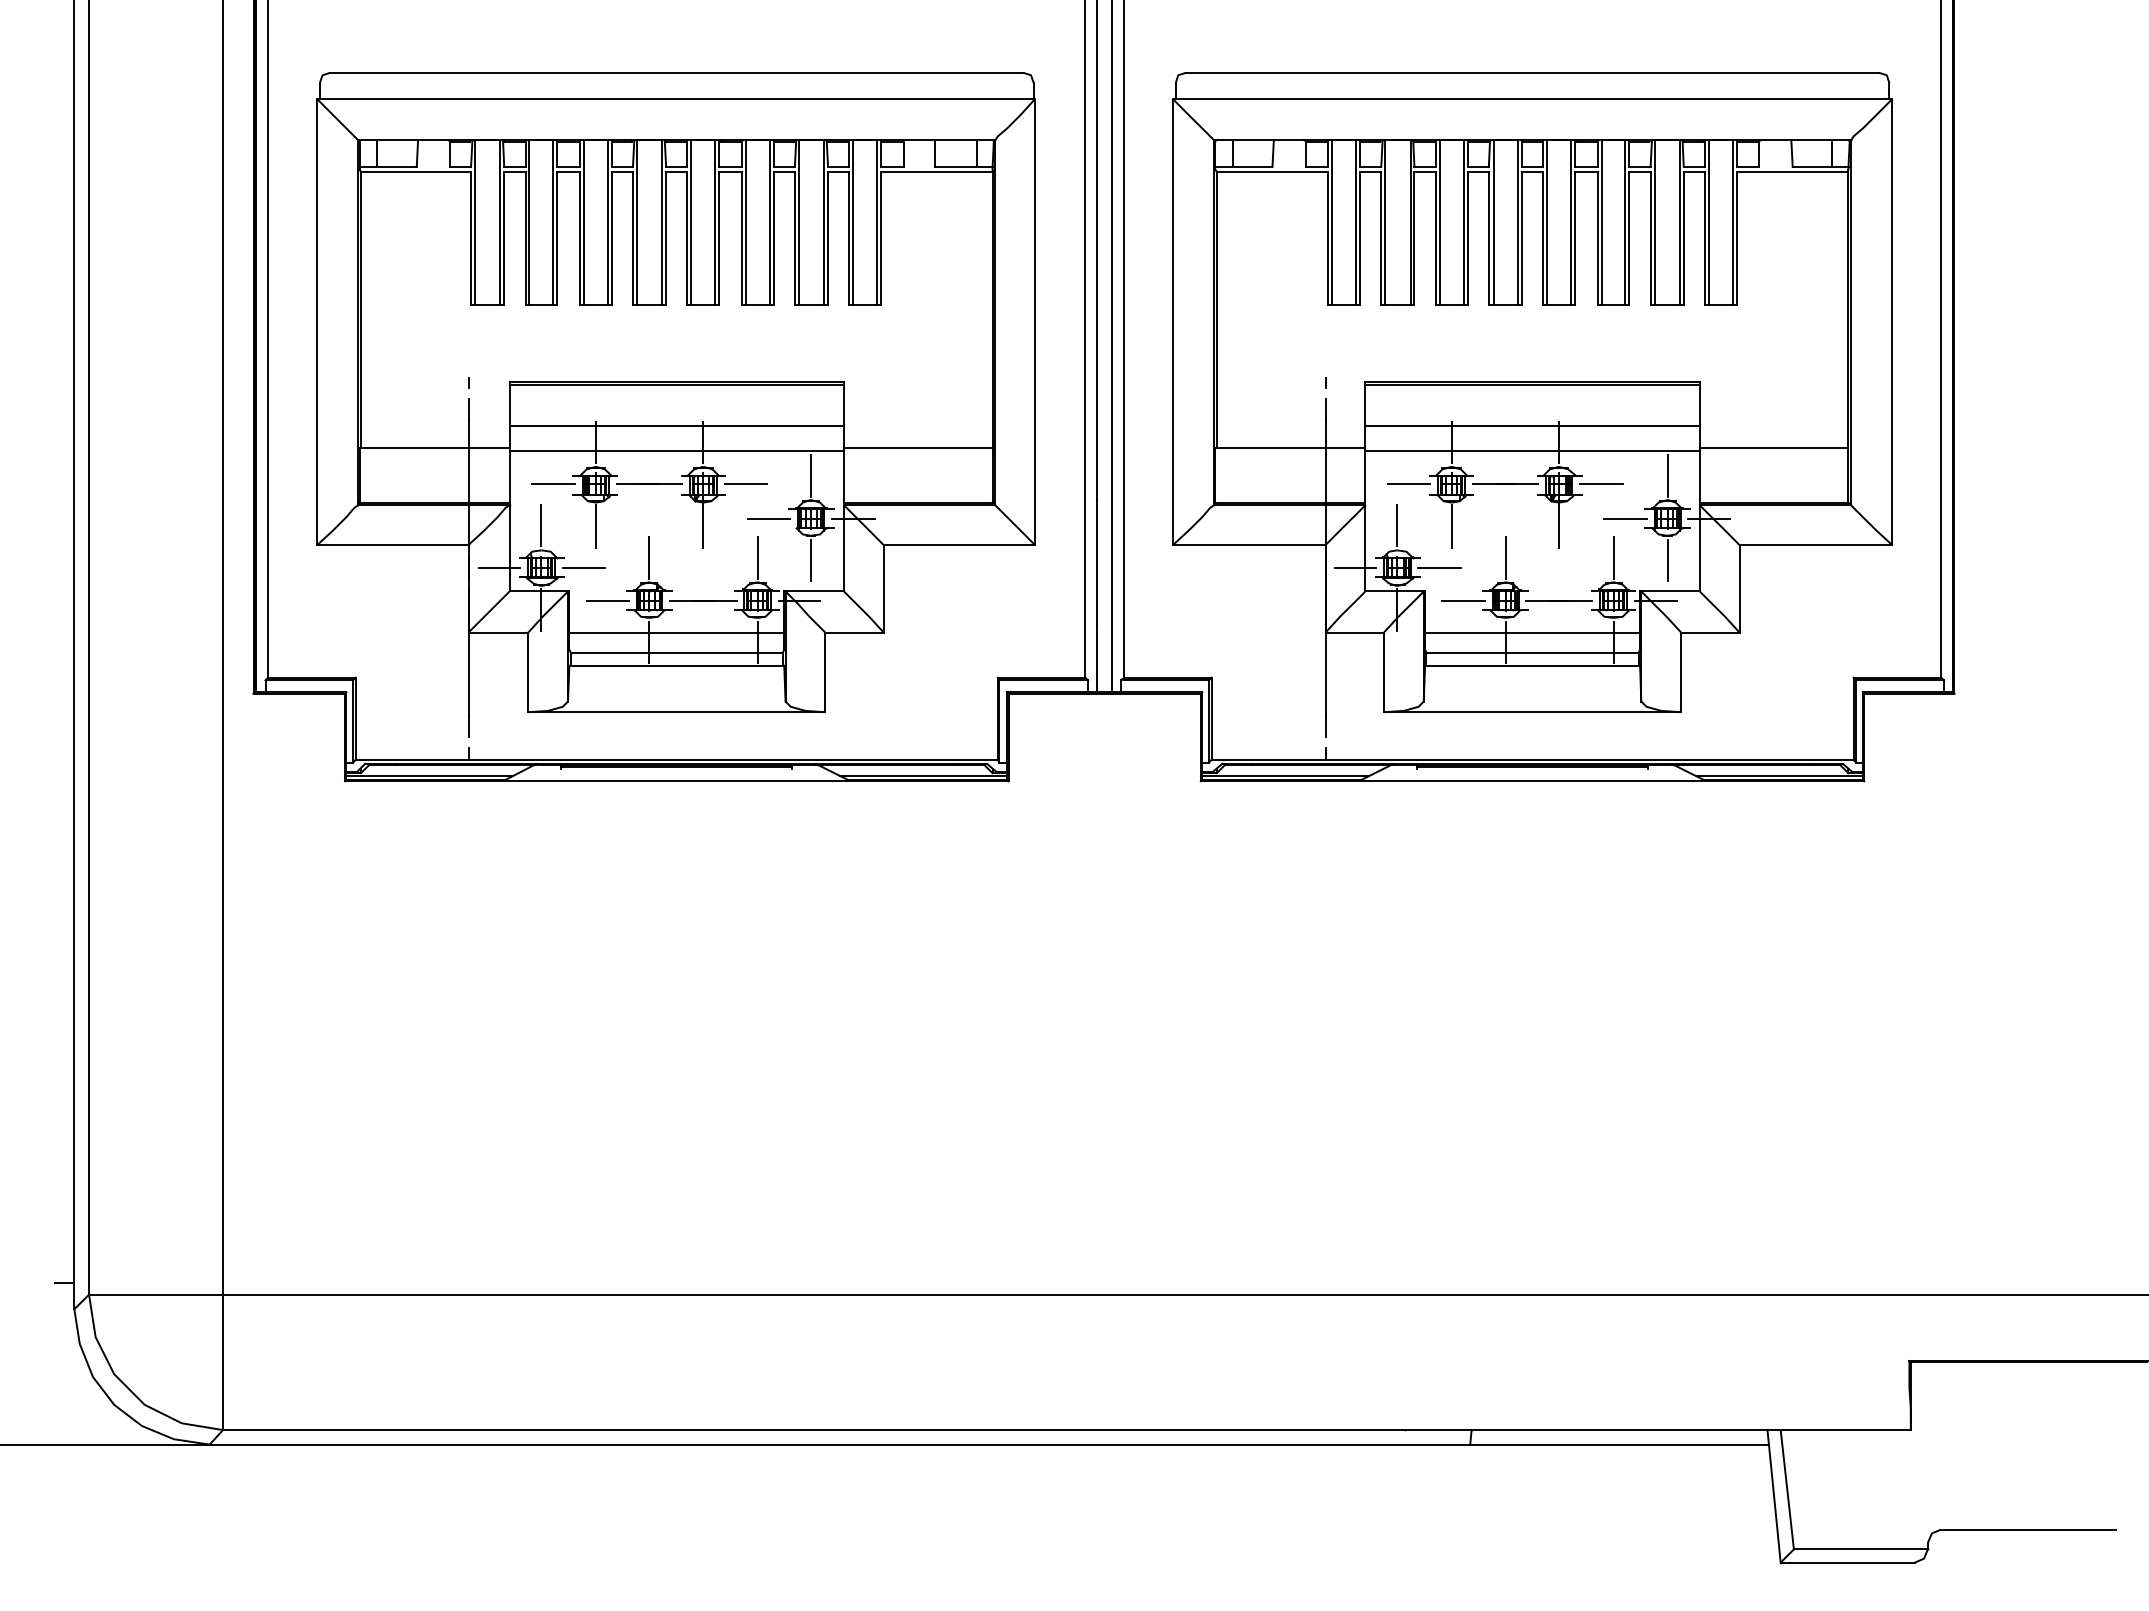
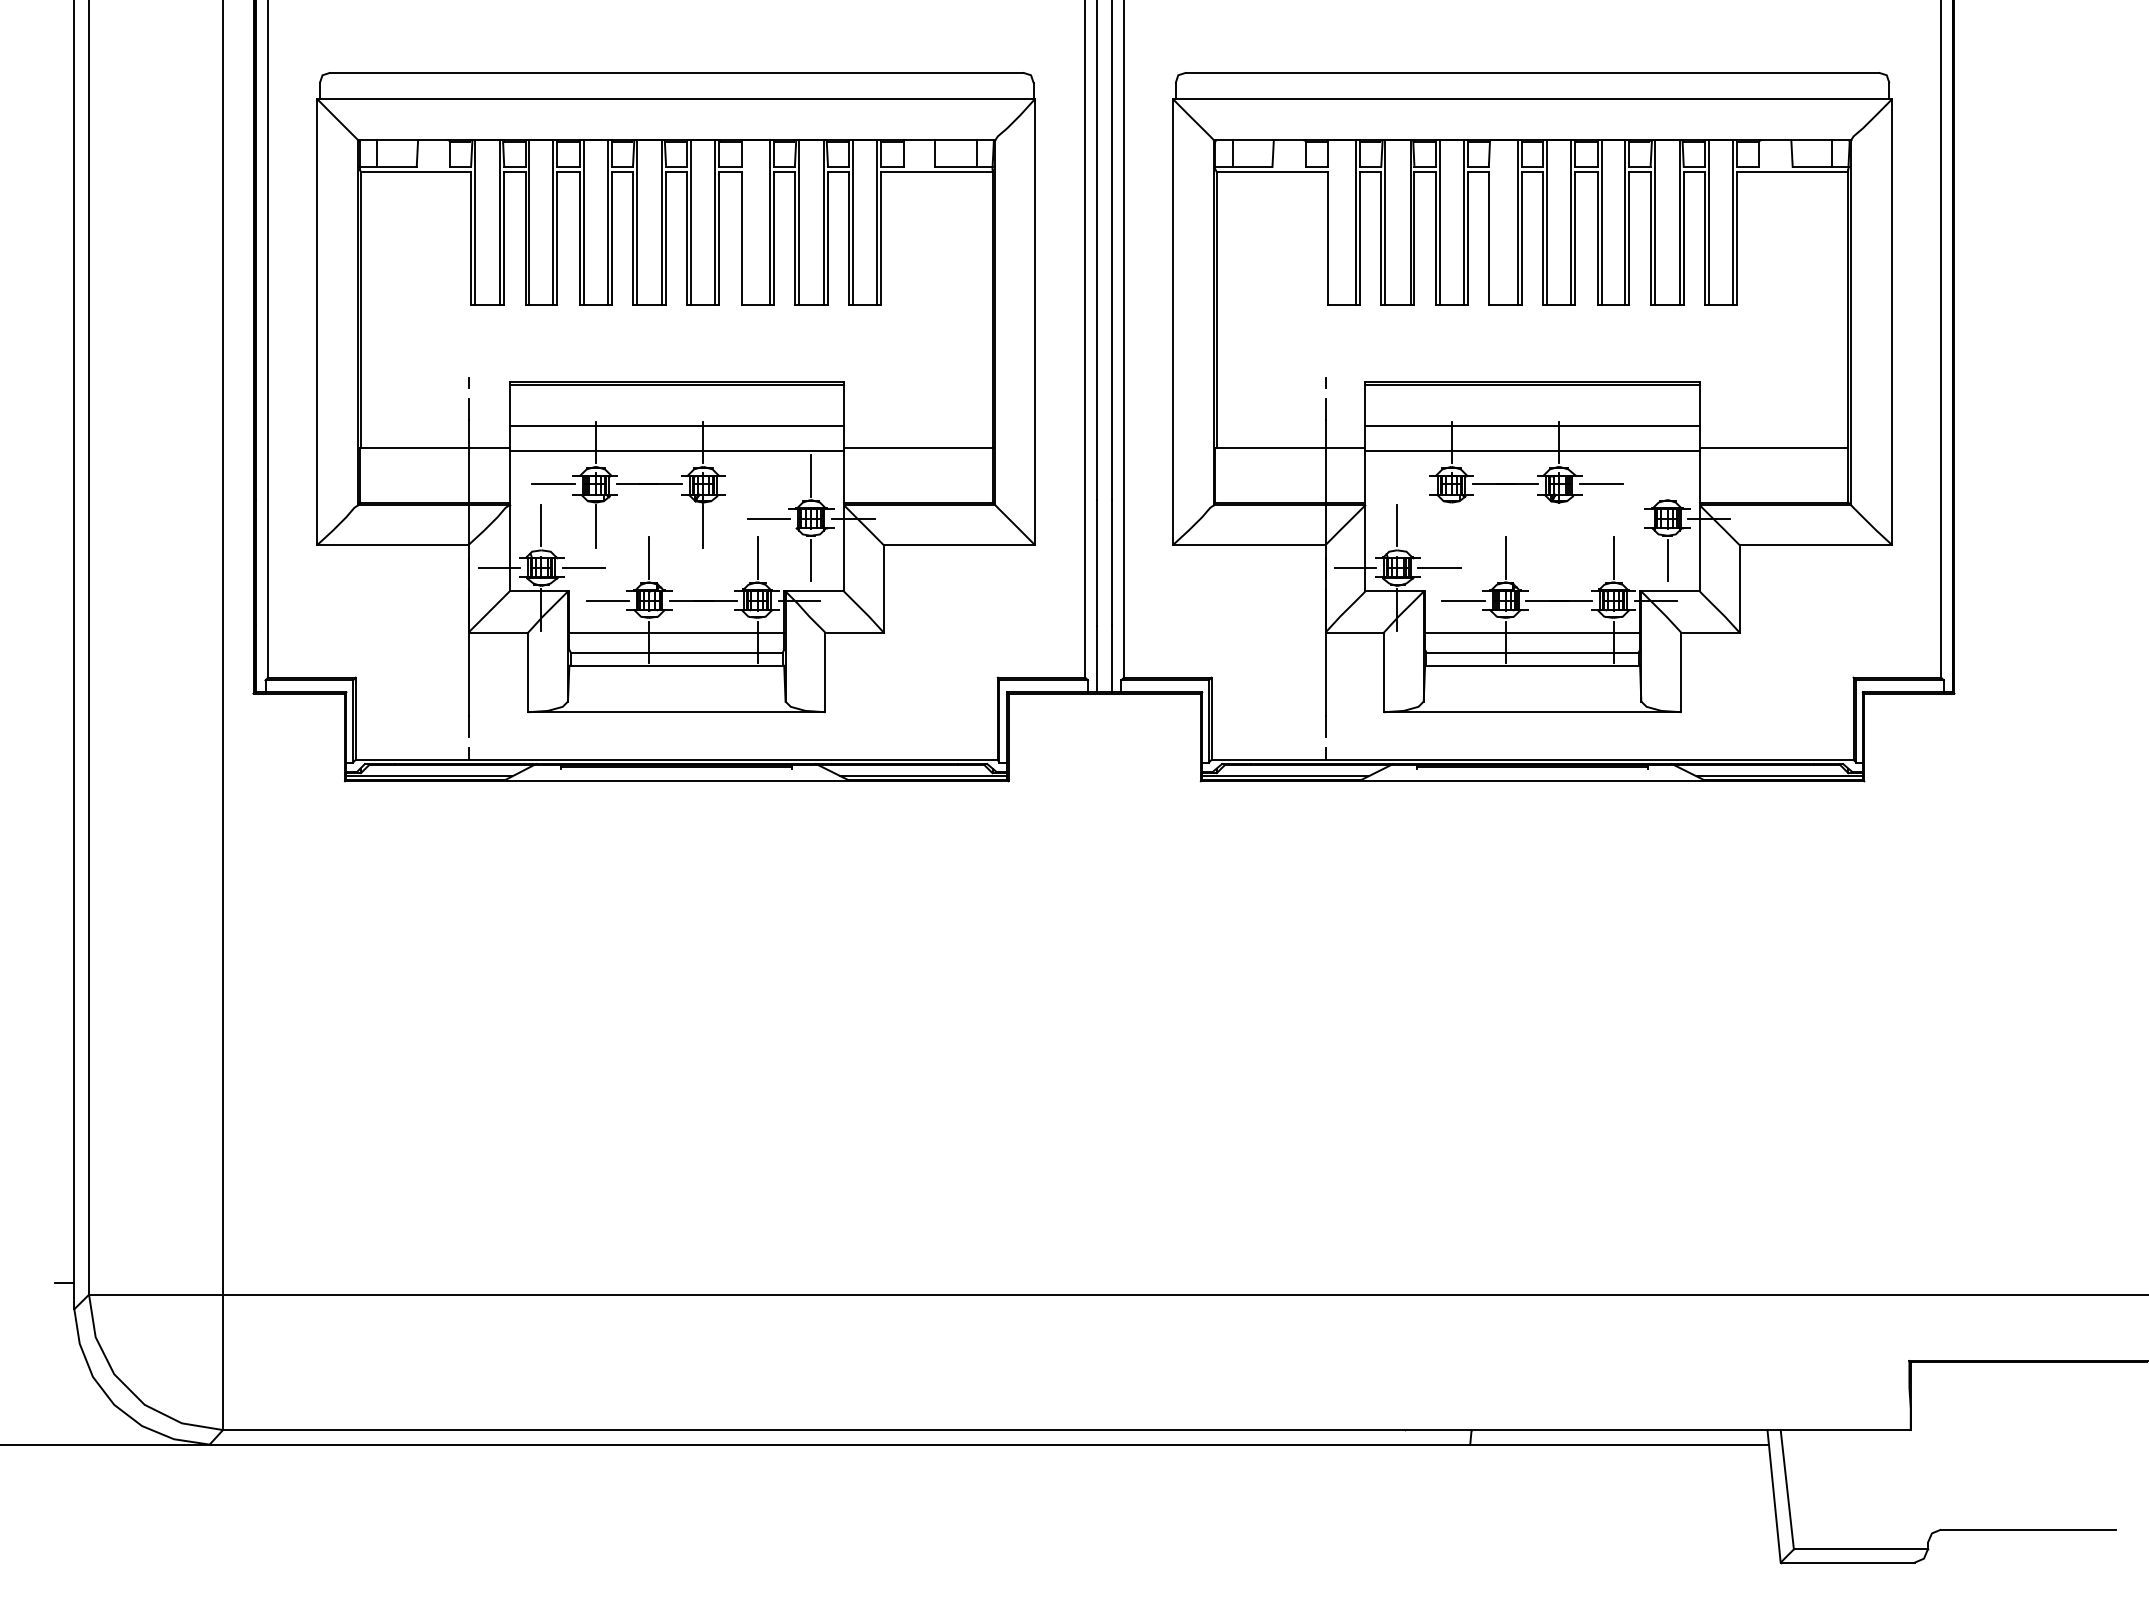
line: present -> none (745, 222)
line: present -> none (1332, 222)
line: present -> none (1494, 222)
line: present -> none (1667, 475)
line: present -> none (745, 484)
line: present -> none (1409, 484)
line: present -> none (1625, 518)
line: present -> none (1451, 526)
line: present -> none (1559, 526)
